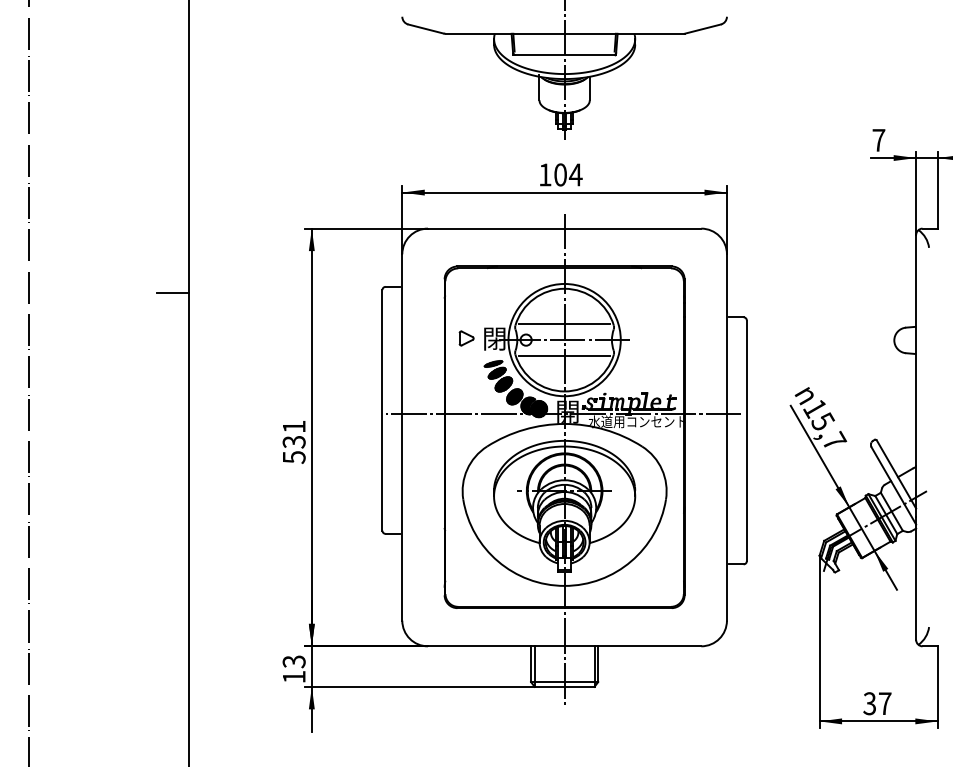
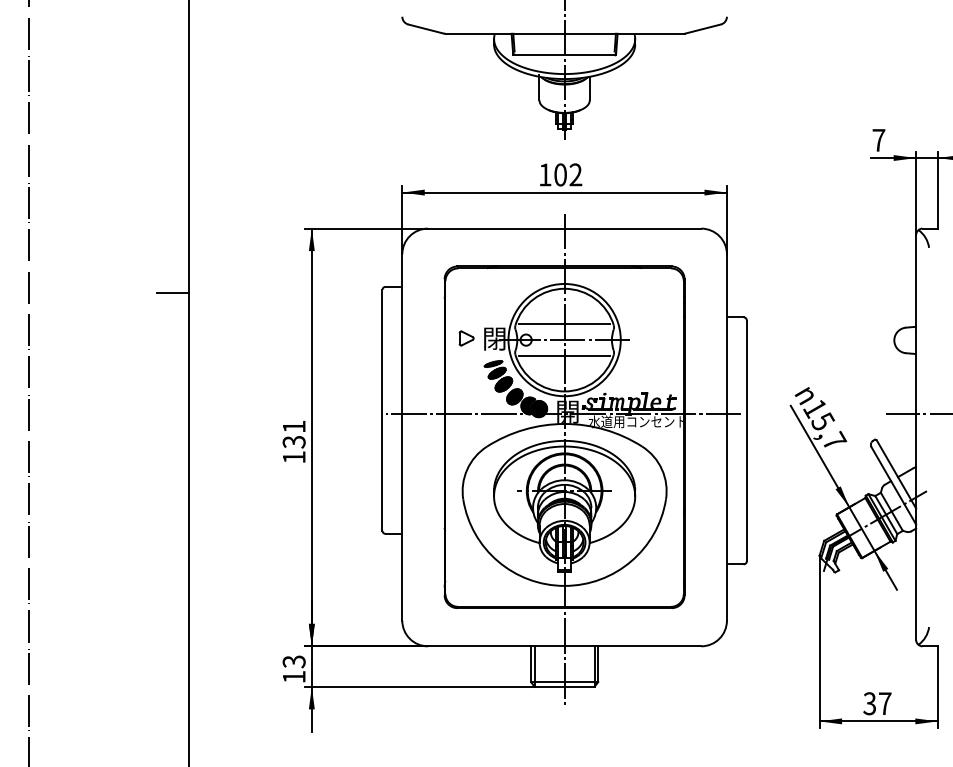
text: 104 -> 102 (575, 174)
line: none -> present (917, 413)
text: 531 -> 131 (294, 457)
